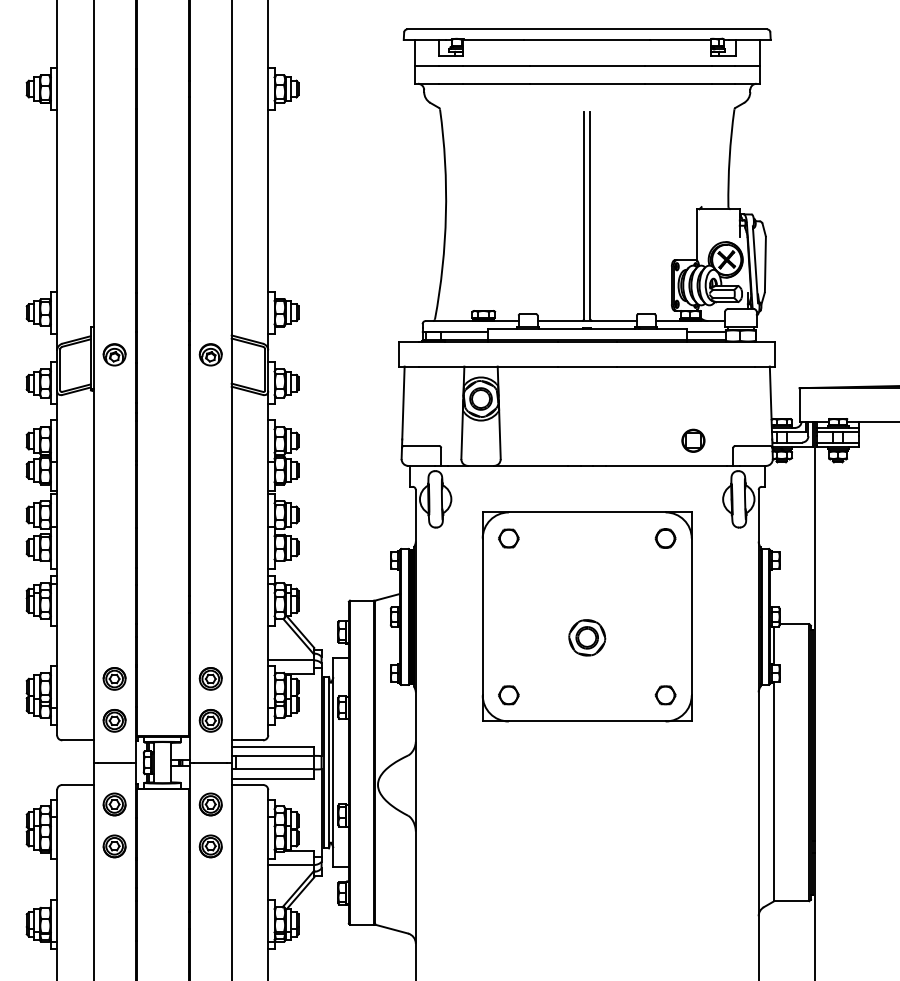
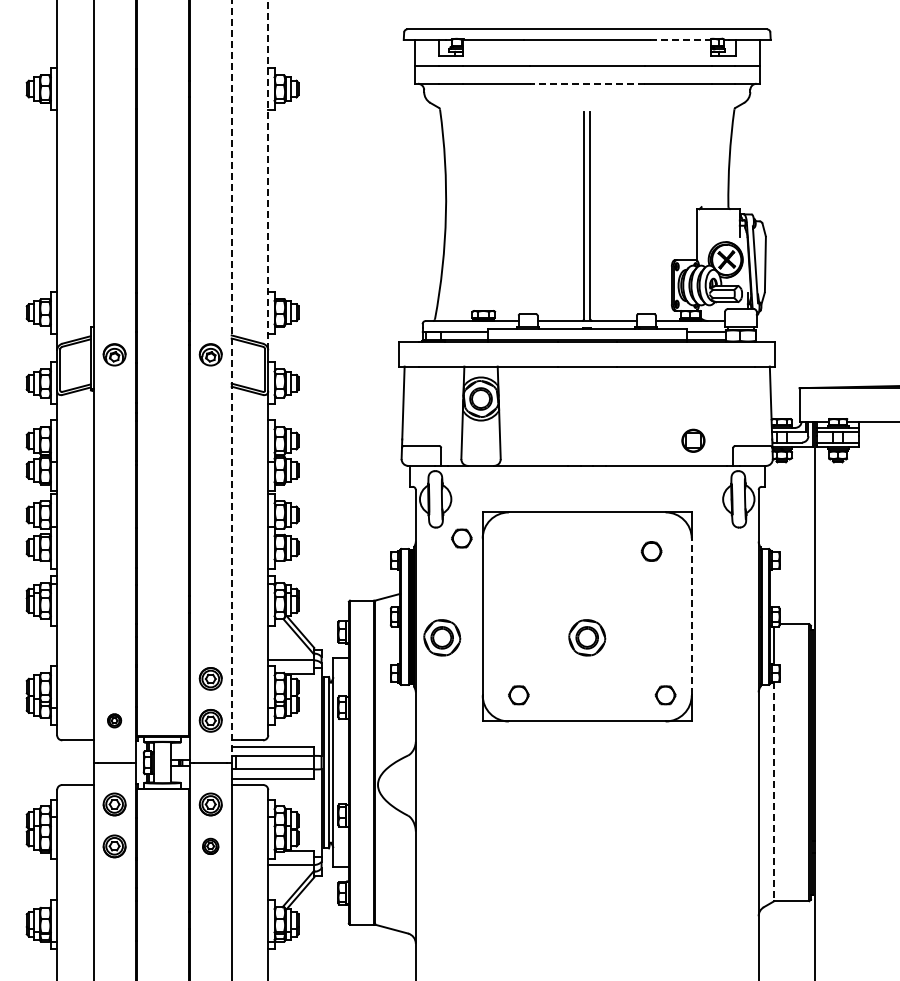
line: solid -> dashed (681, 39)
line: solid -> dashed (586, 83)
line: solid -> dashed (268, 175)
line: solid -> dashed (231, 381)
part position: (508, 538) -> (461, 538) (461, 538)
part position: (665, 538) -> (651, 551) (651, 551)
line: solid -> dashed (691, 616)
part: none -> present (442, 637)
part: present -> none (114, 678)
part position: (508, 695) -> (518, 695) (518, 695)
part size: 25x24 px -> 16x16 px (114, 720)
line: solid -> dashed (774, 791)
part size: 25x25 px -> 18x18 px (210, 845)
